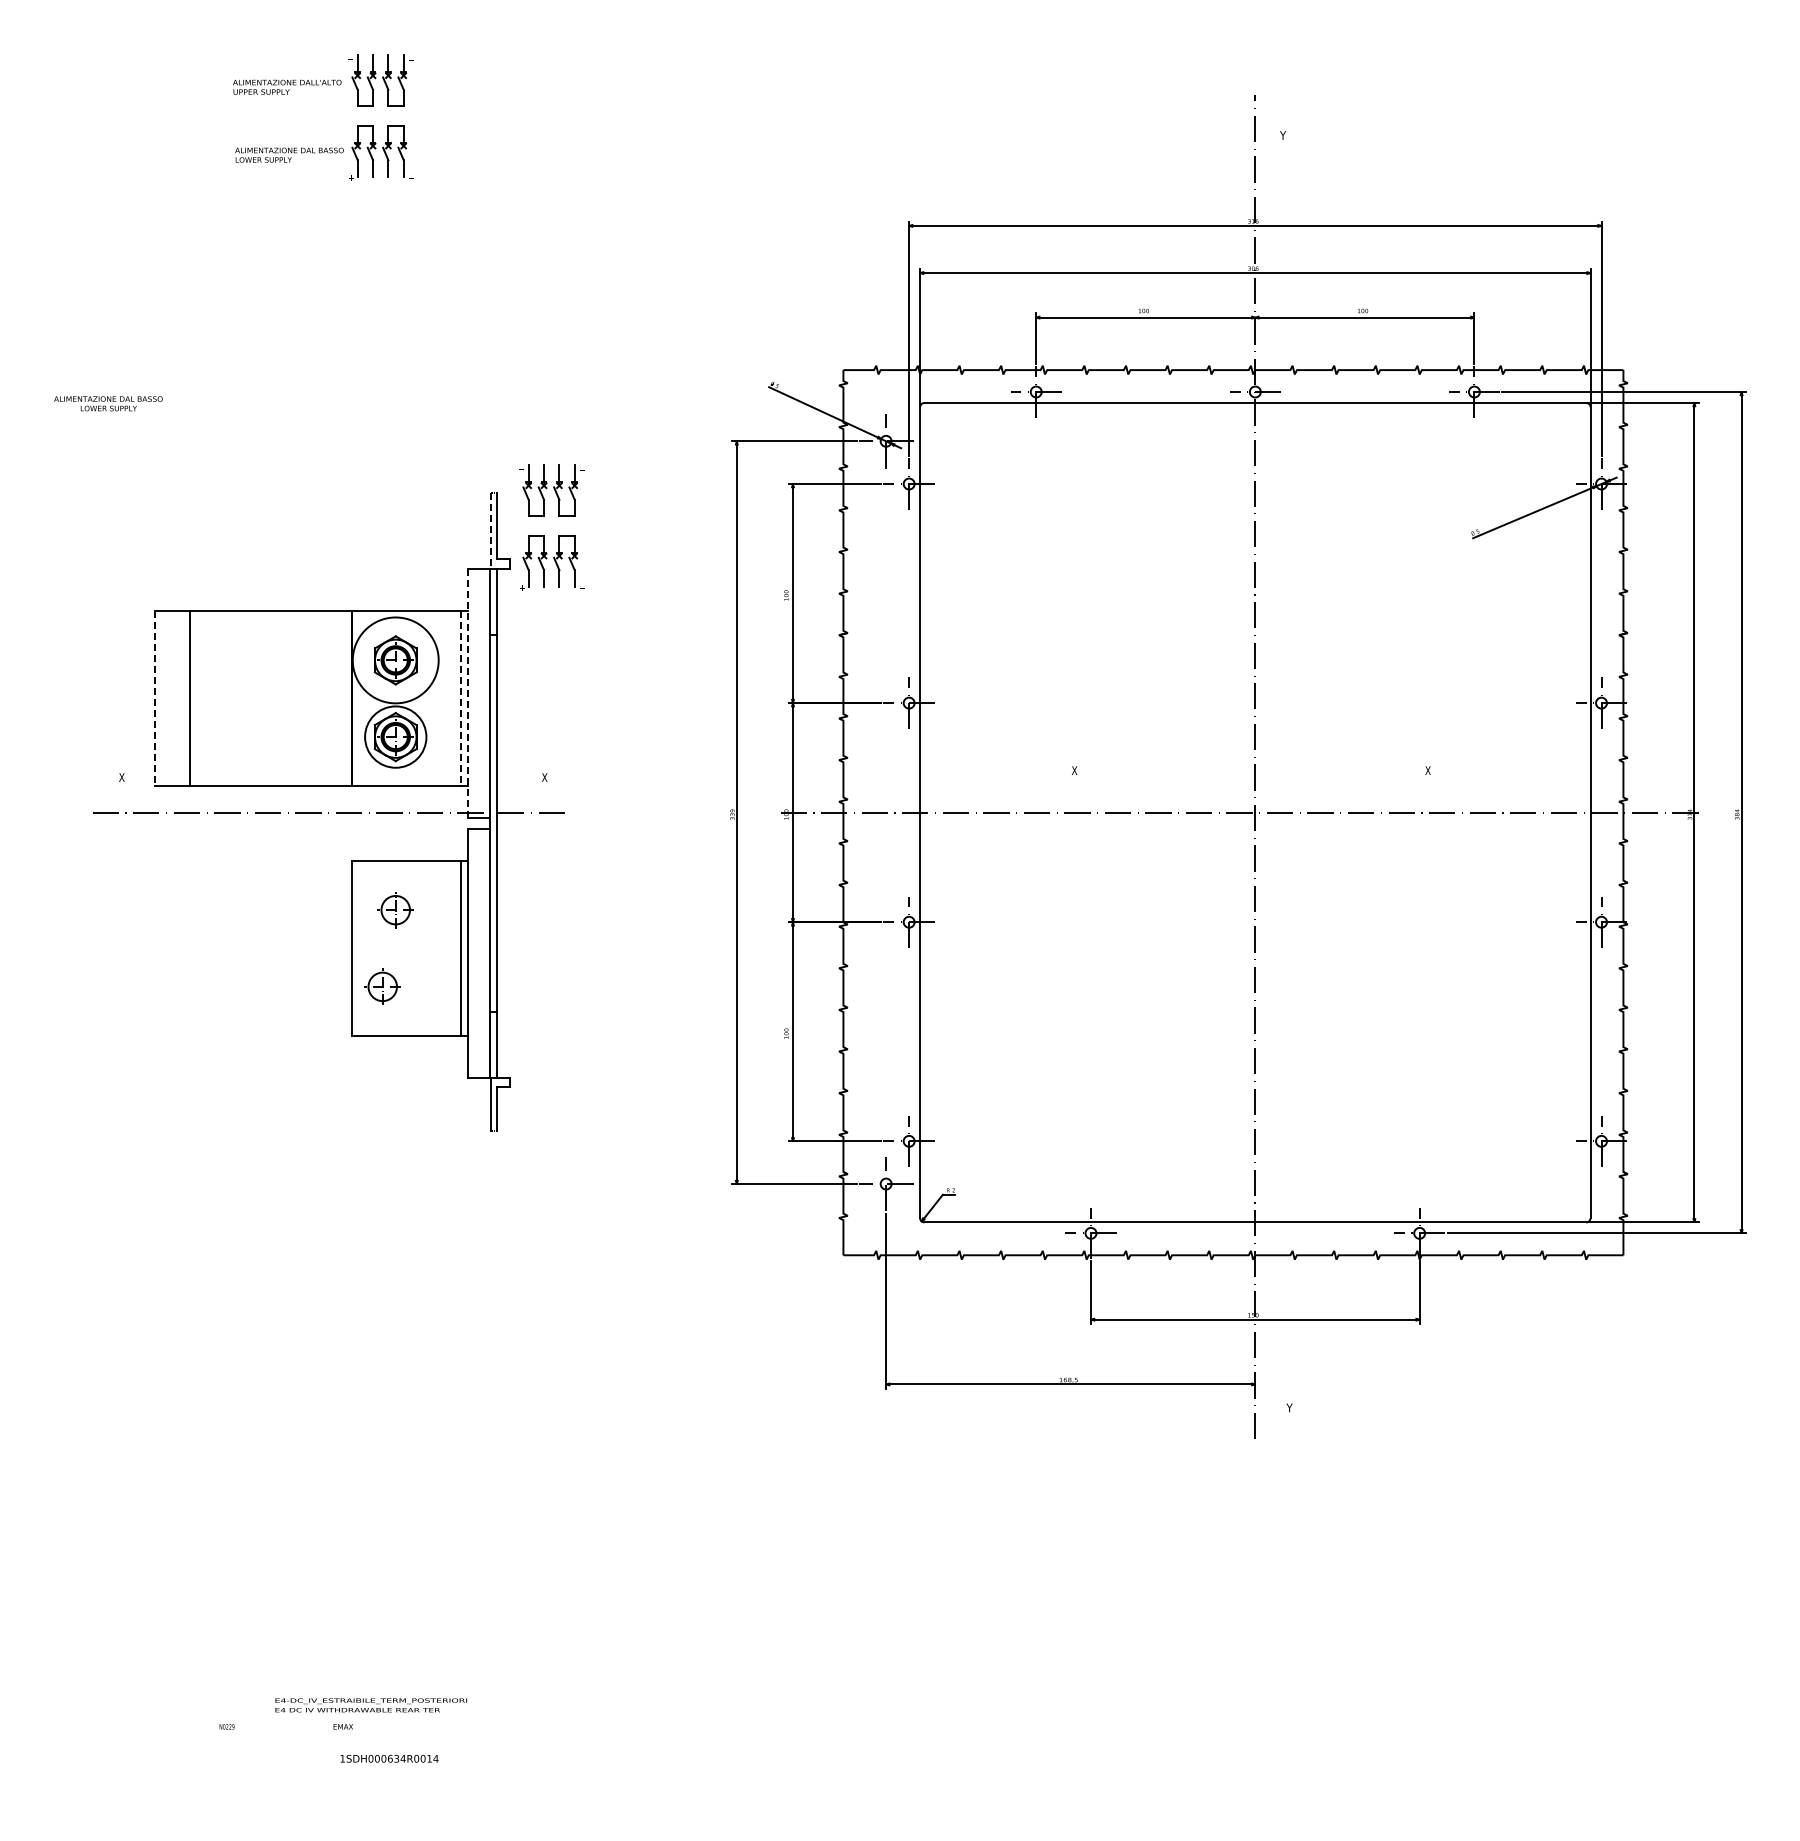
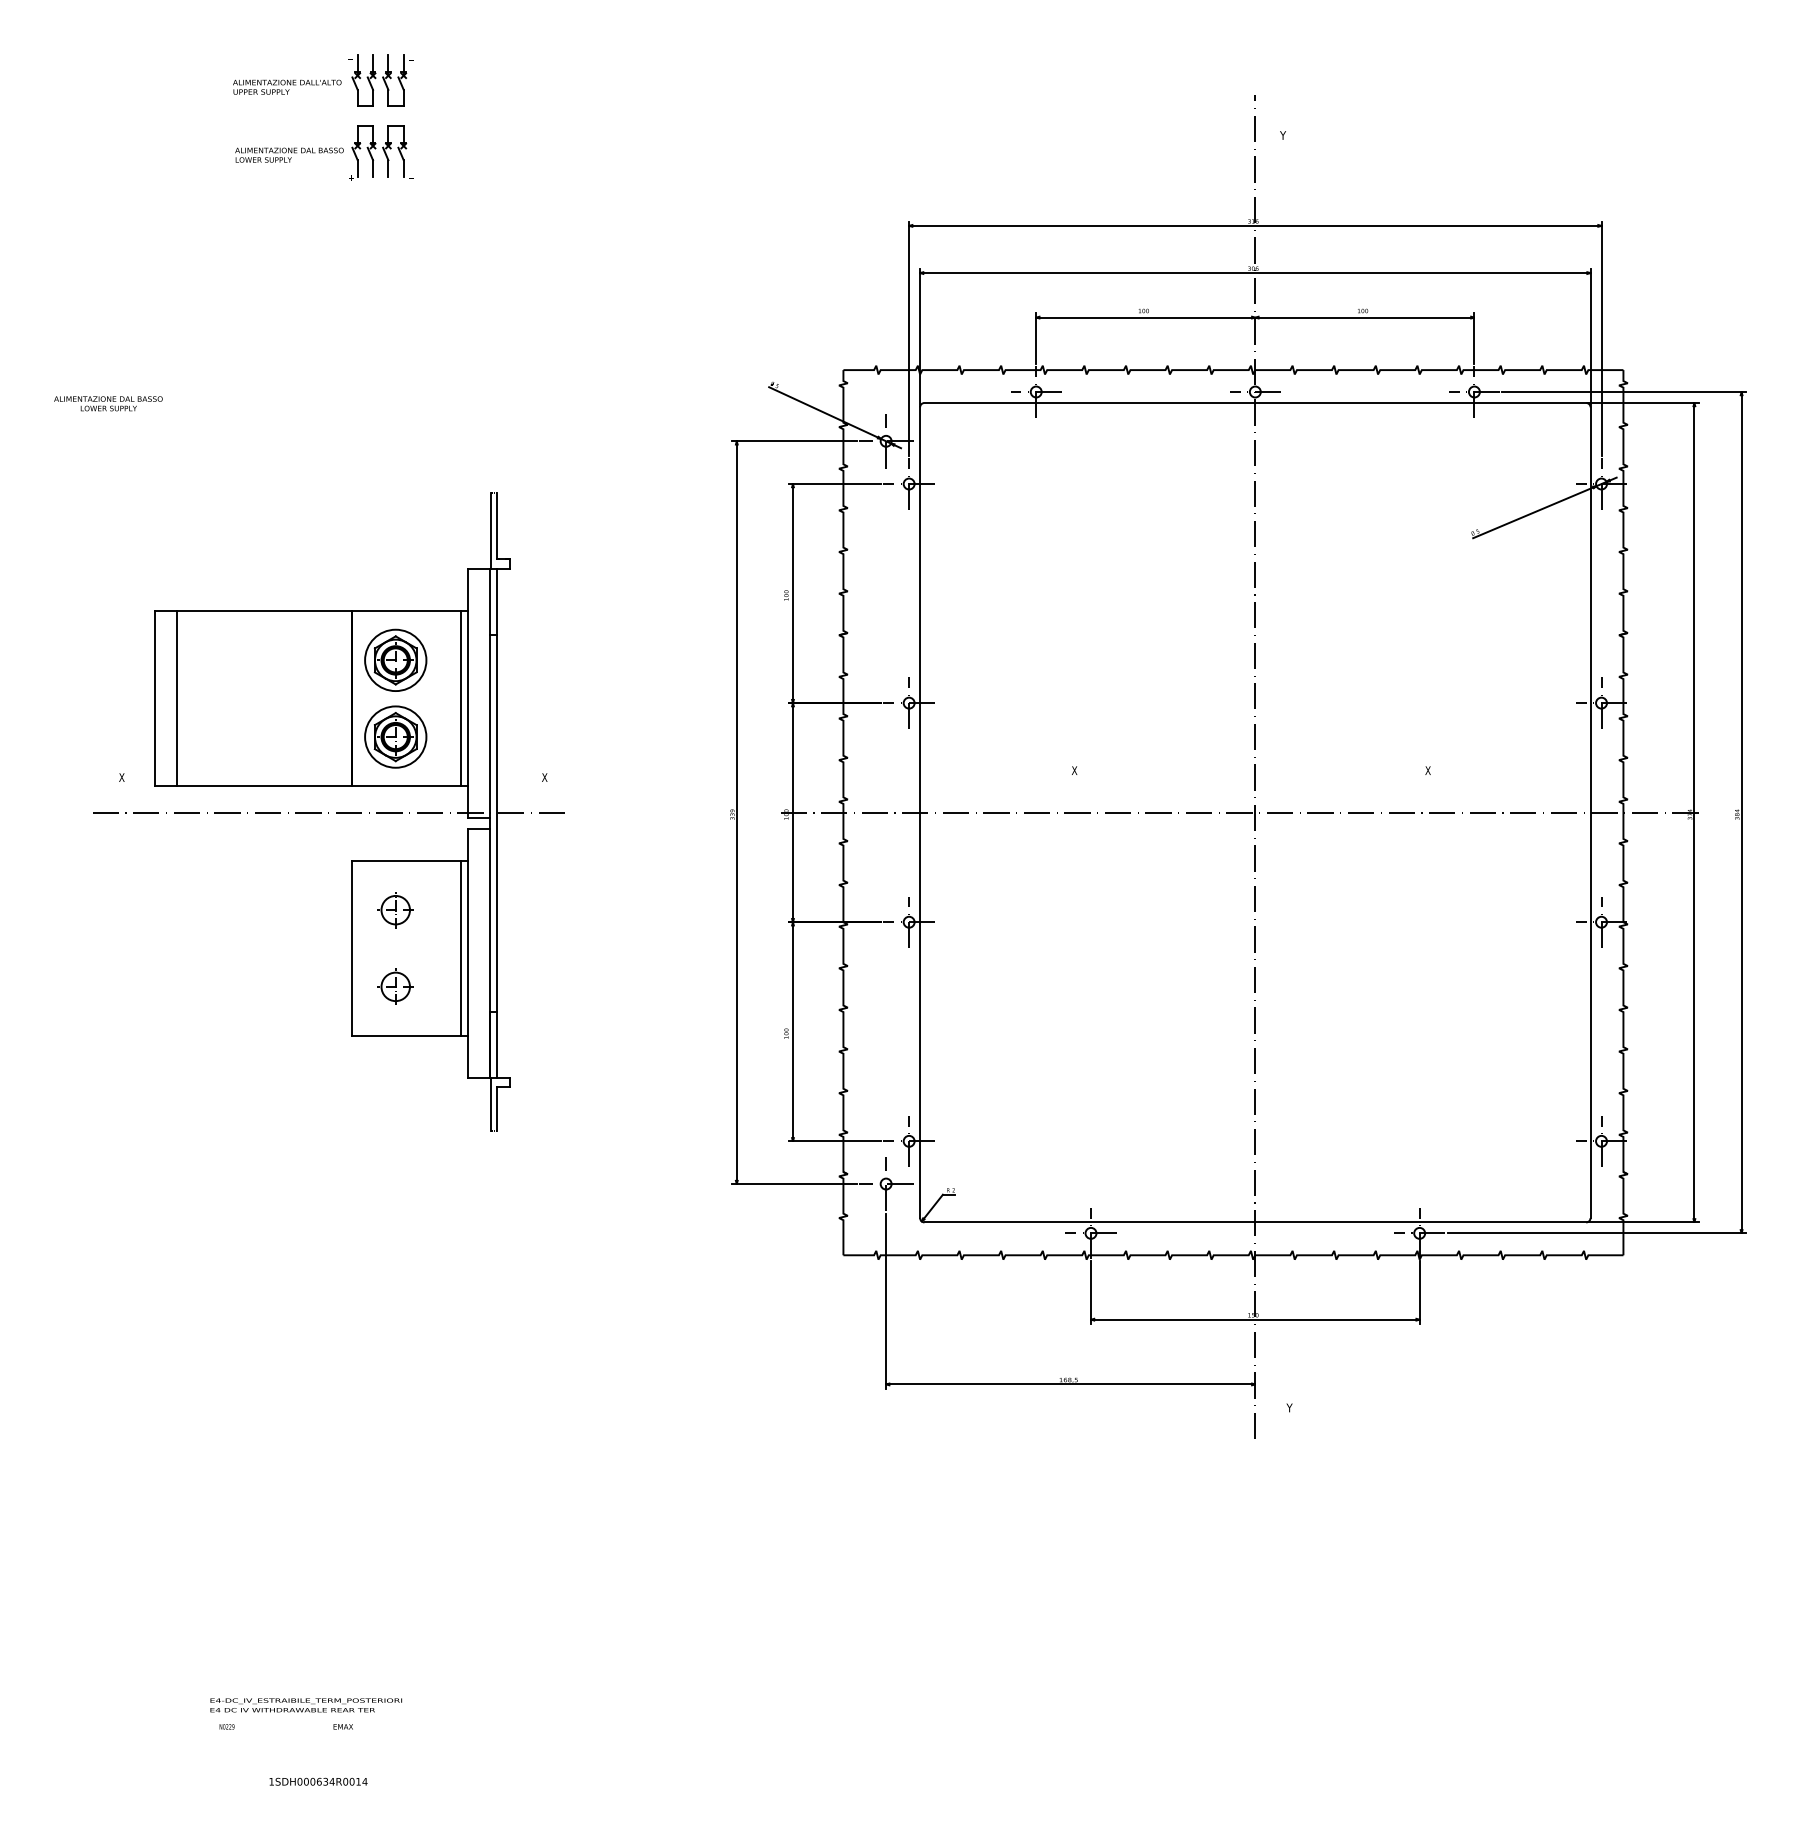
line: dashed -> solid (491, 531)
part: present -> none (544, 535)
circle diameter: 86 px -> 61 px (395, 660)
line: dashed -> solid (468, 694)
line: dashed -> solid (154, 698)
line position: (189, 698) -> (176, 698) (176, 698)
line: dashed -> solid (461, 698)
part position: (382, 986) -> (395, 986) (395, 986)
text position: (370, 1705) -> (305, 1705) (305, 1705)
text position: (389, 1758) -> (318, 1781) (318, 1781)
